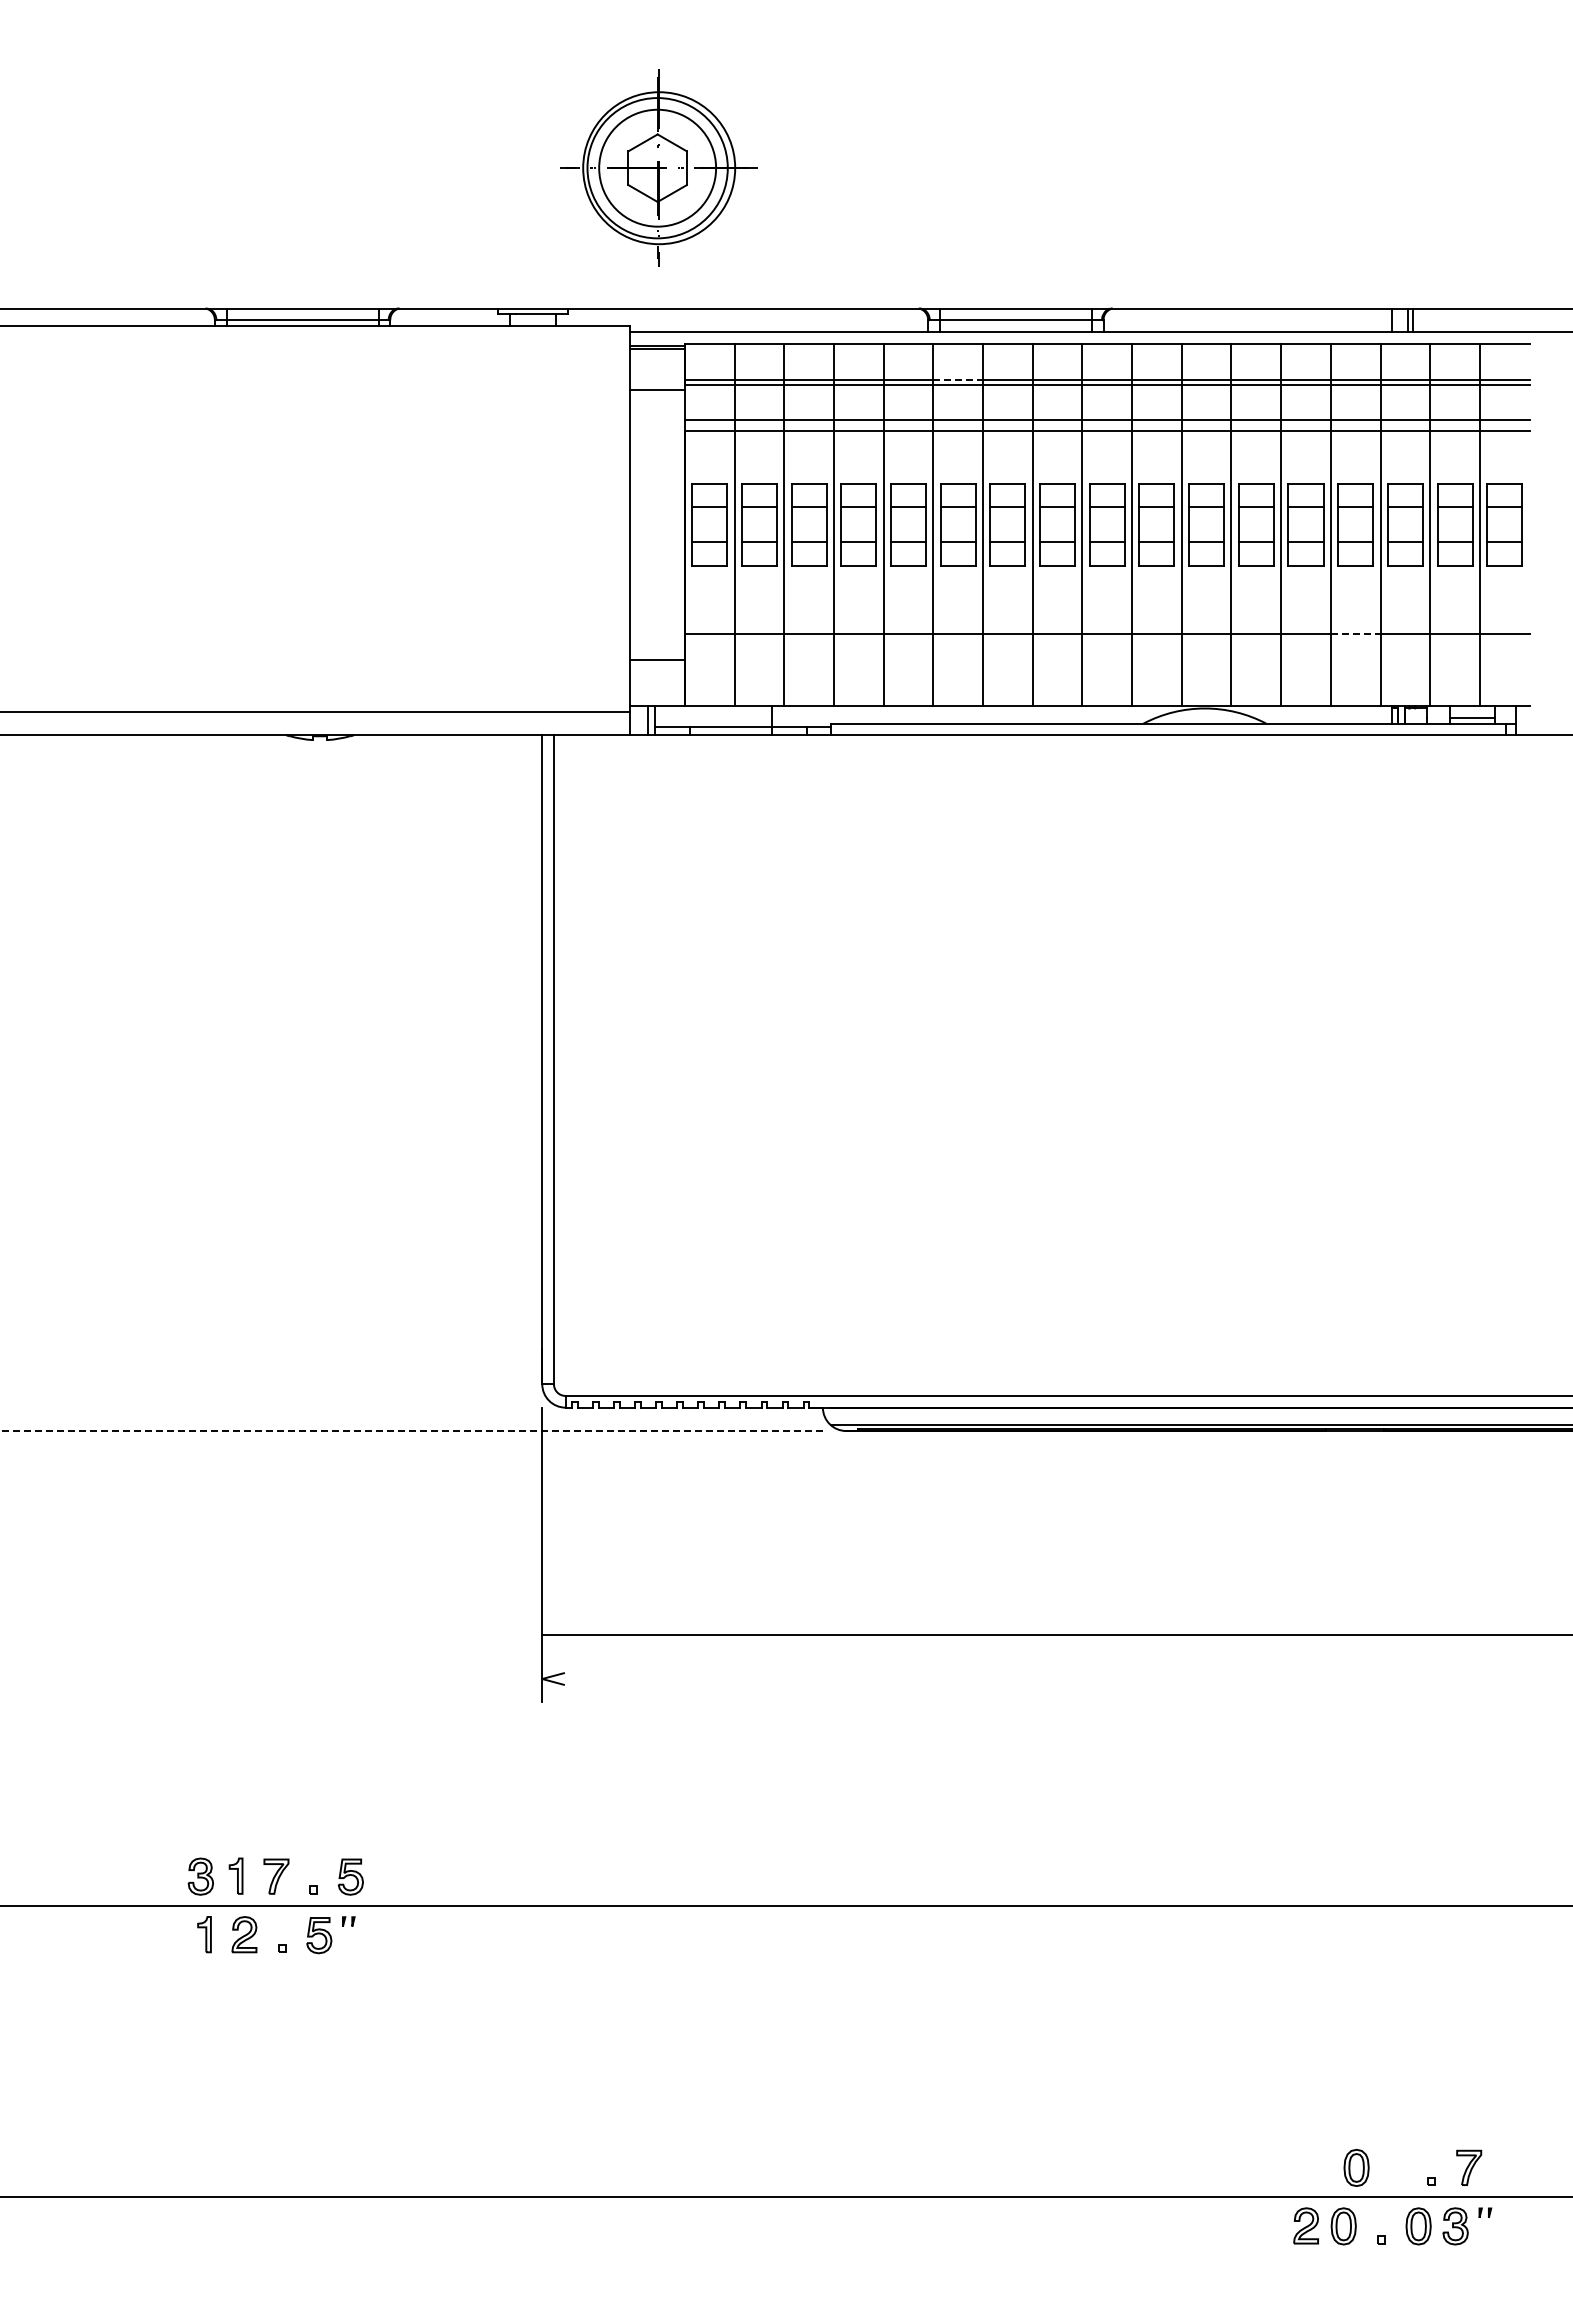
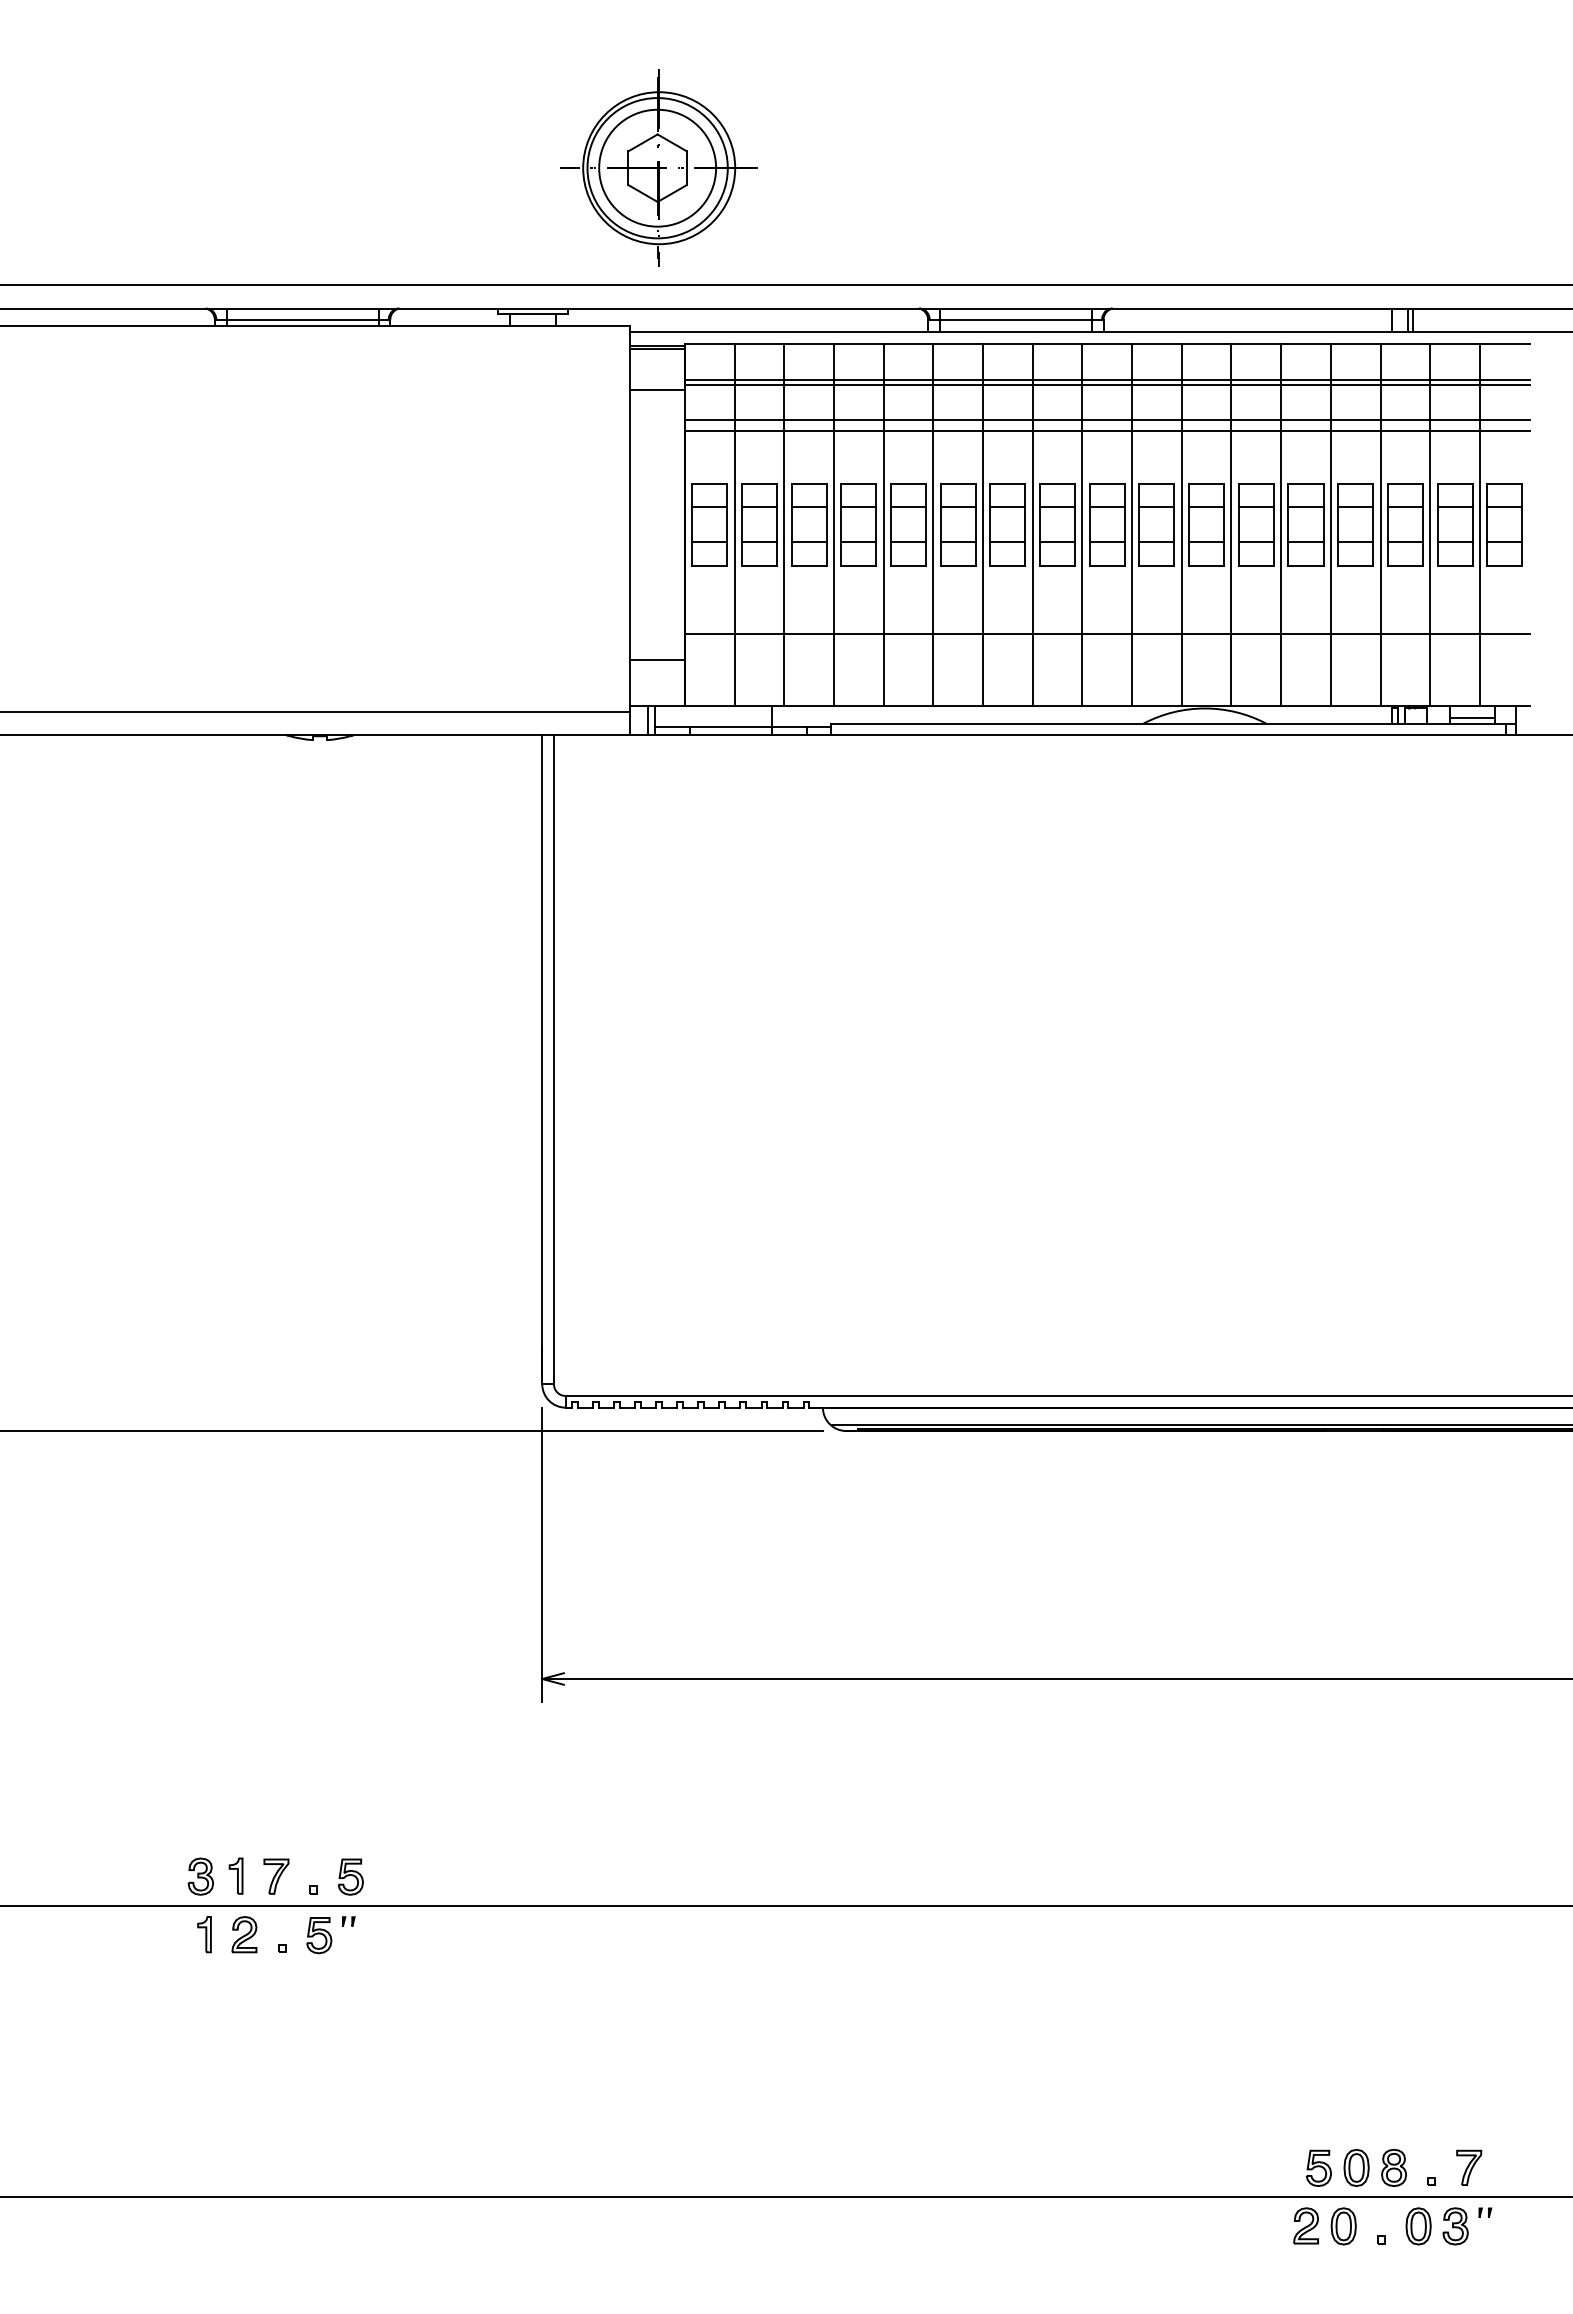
line: none -> present (785, 285)
line: dashed -> solid (958, 379)
line: dashed -> solid (1355, 633)
line: dashed -> solid (410, 1431)
line position: (1055, 1635) -> (1055, 1679) (1055, 1679)
part: none -> present (1318, 2167)
part: none -> present (1393, 2167)
